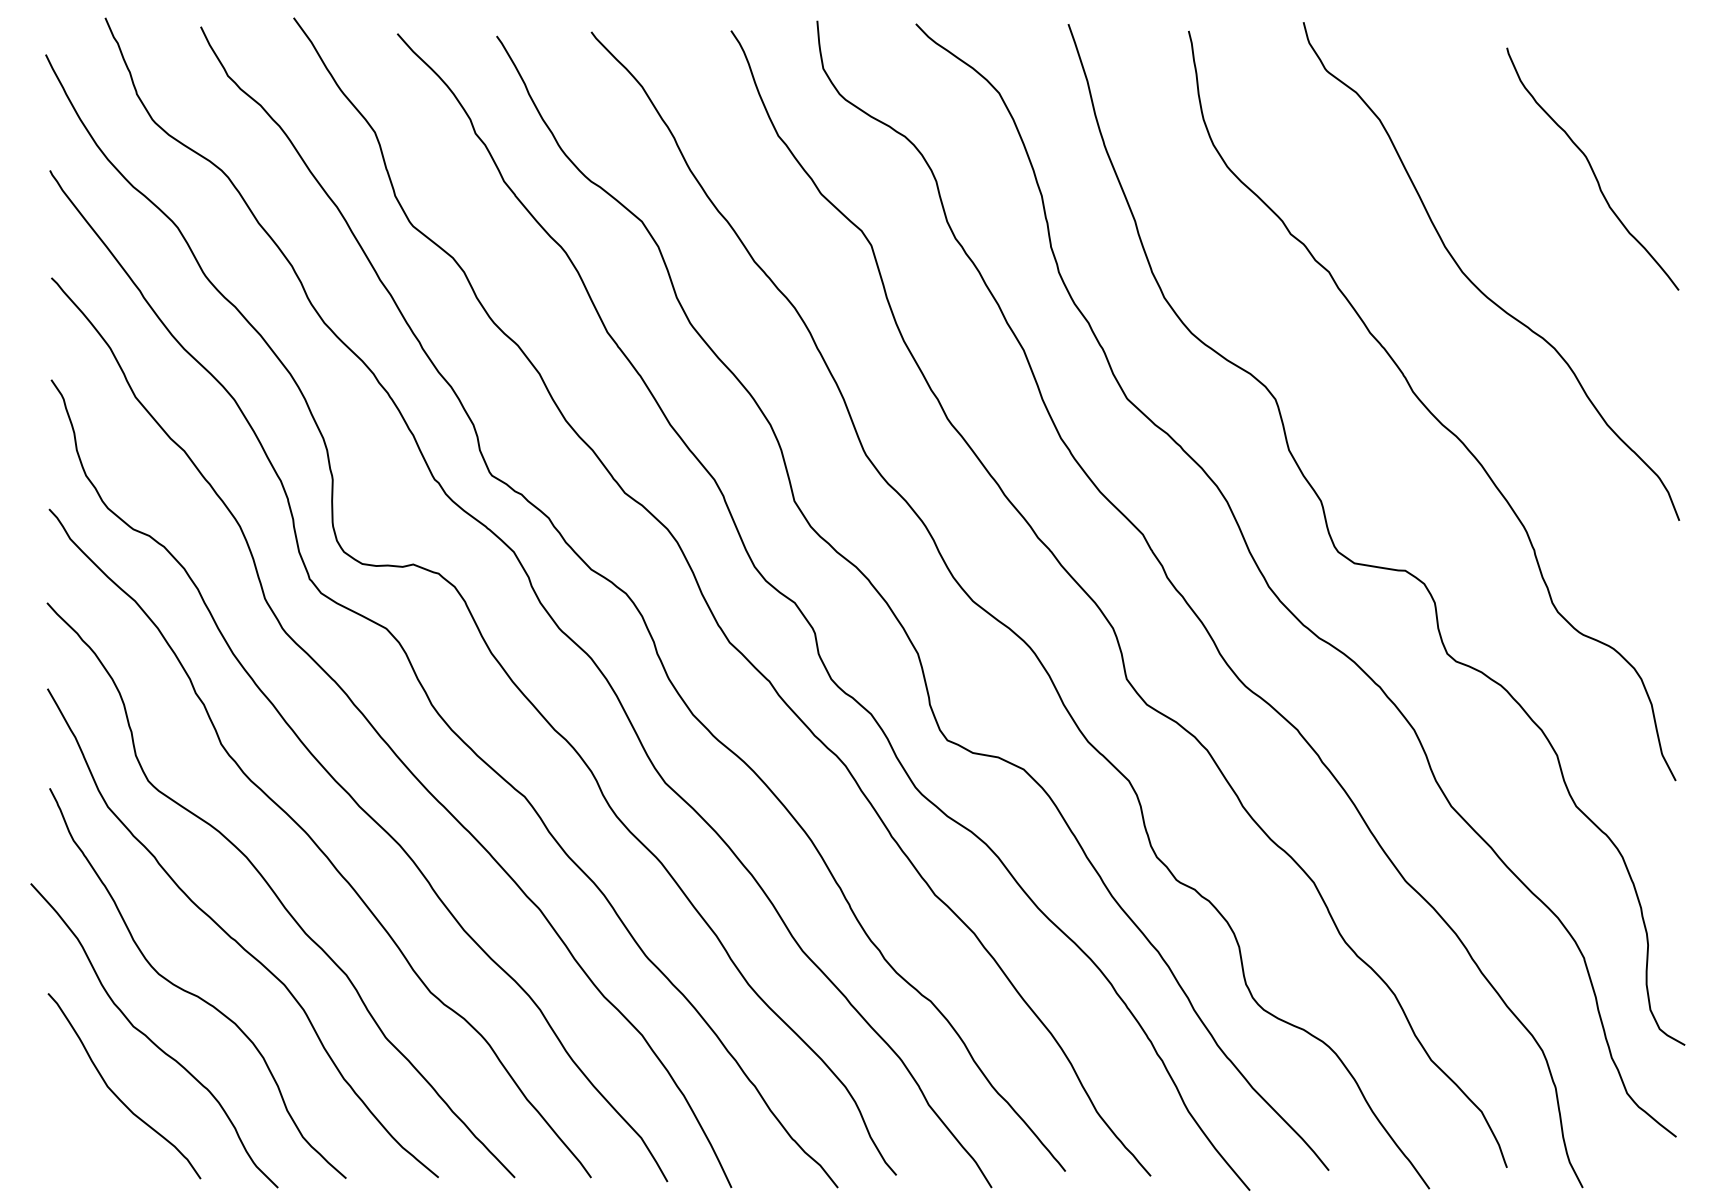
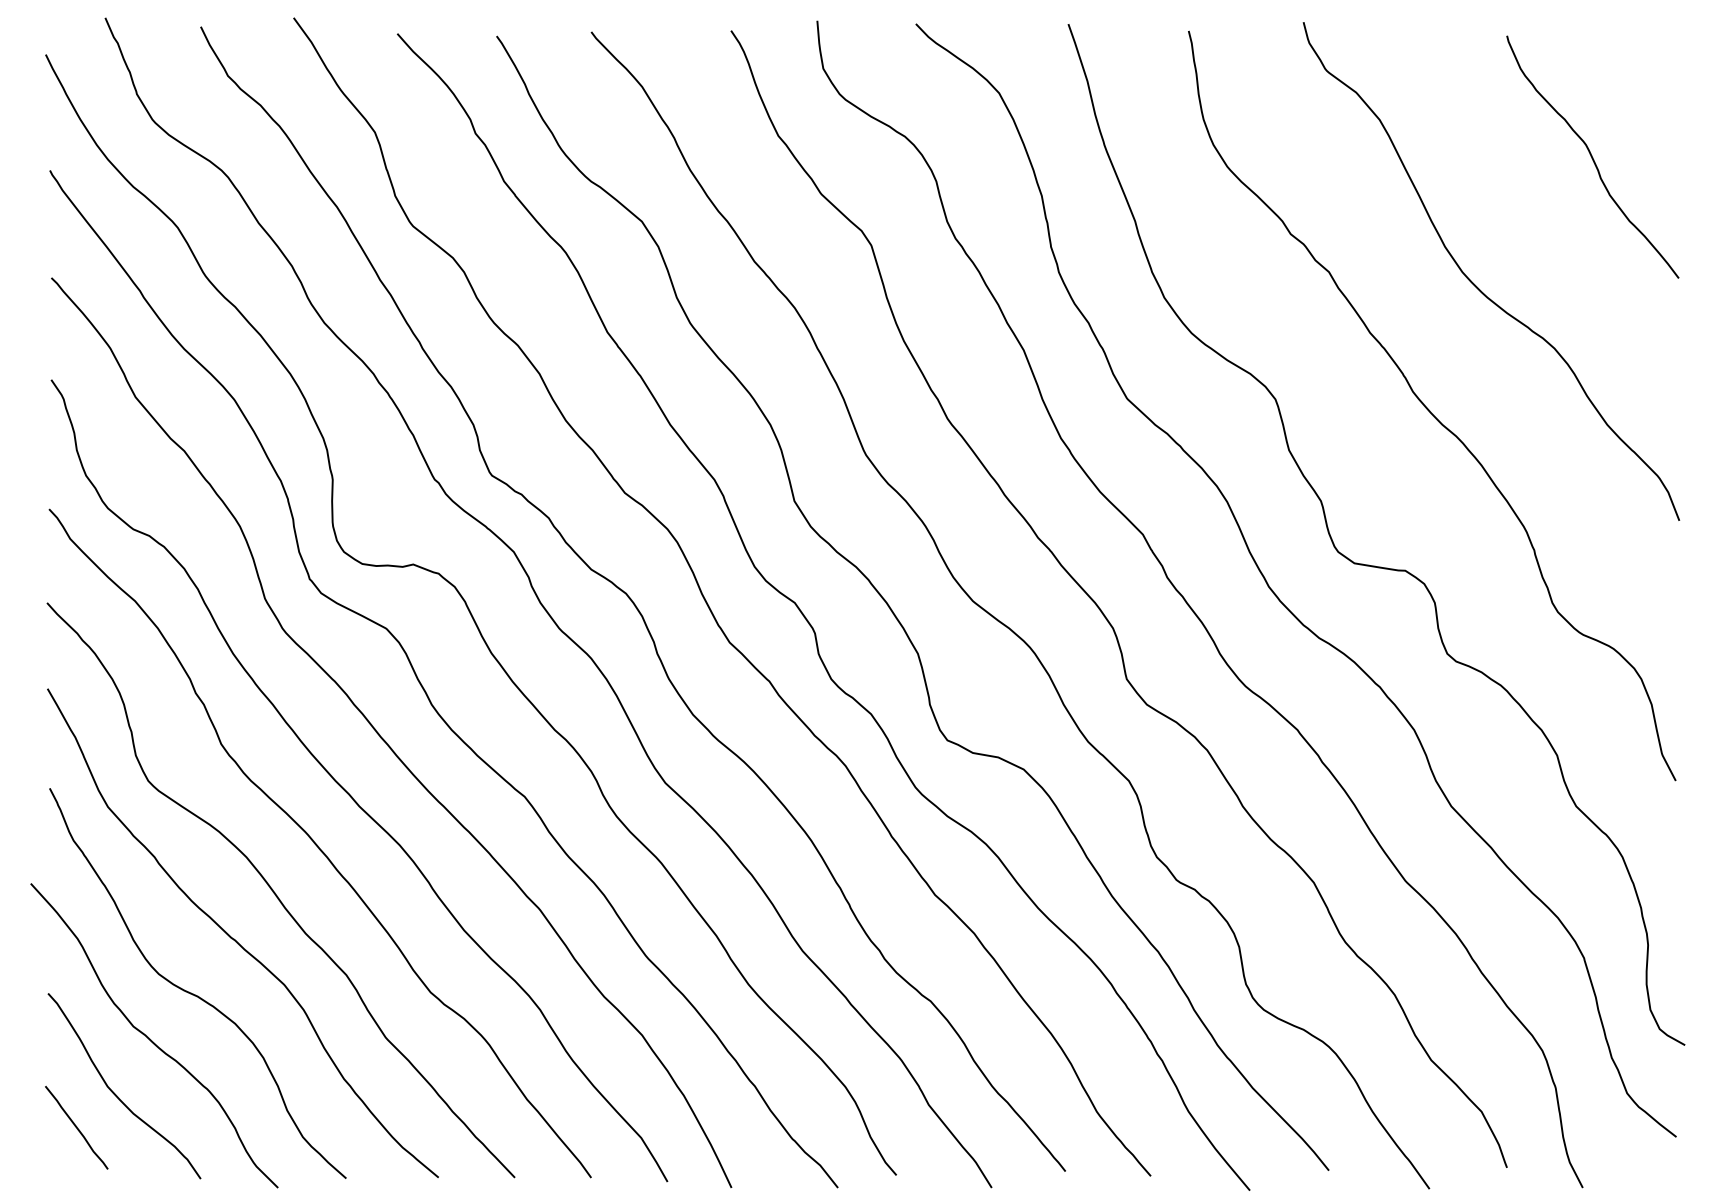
curve position: (1592, 168) -> (1592, 156) (1592, 156)
curve: none -> present (76, 1127)
